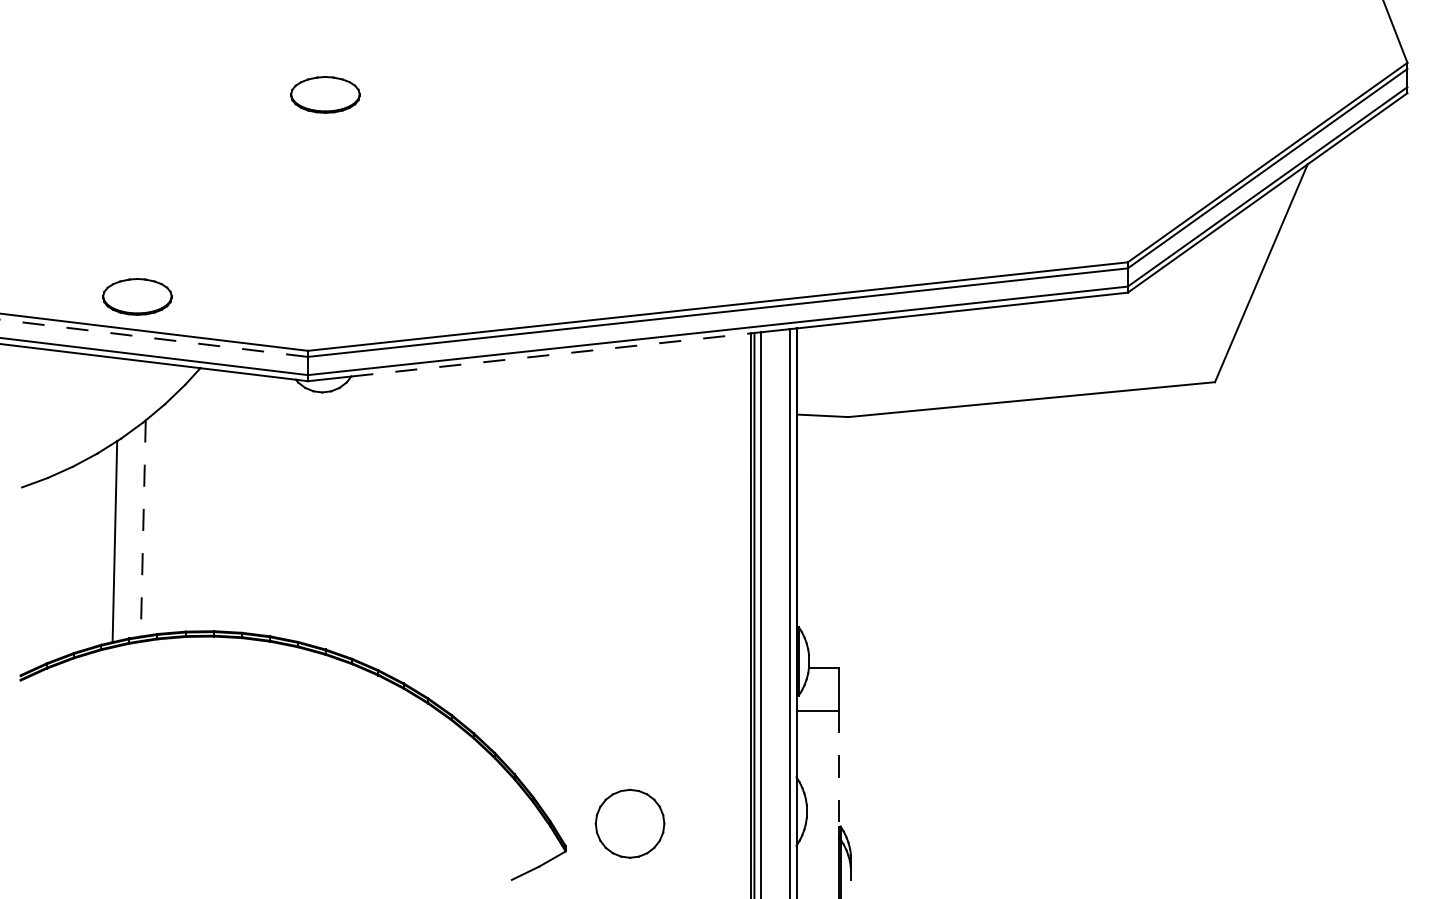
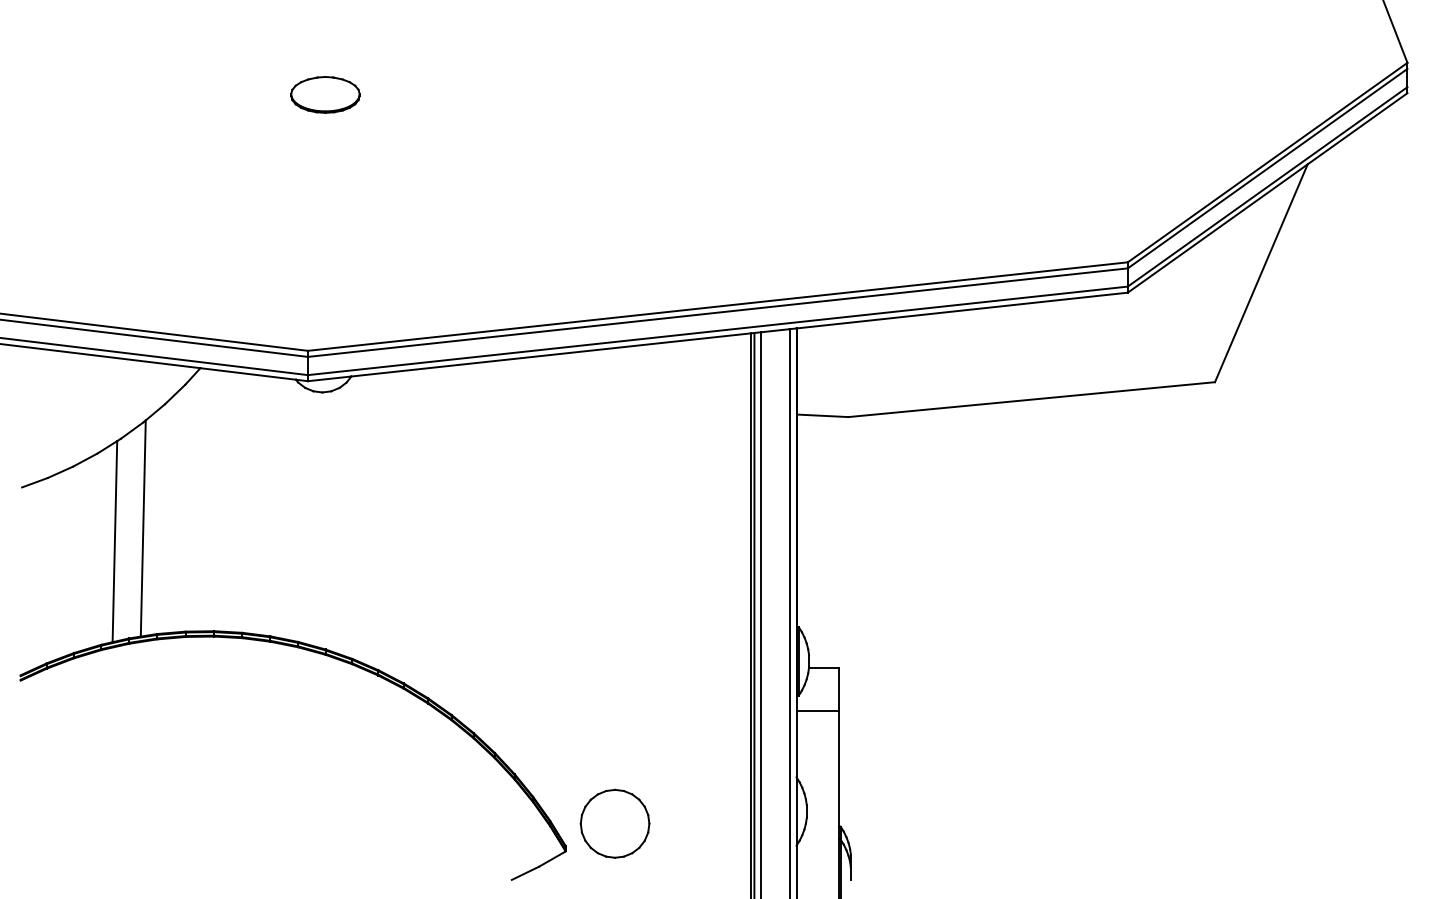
part: present -> none (137, 296)
line: dashed -> solid (154, 338)
line: dashed -> solid (551, 354)
line: dashed -> solid (143, 529)
line: dashed -> solid (838, 768)
part position: (629, 823) -> (614, 823) (614, 823)
